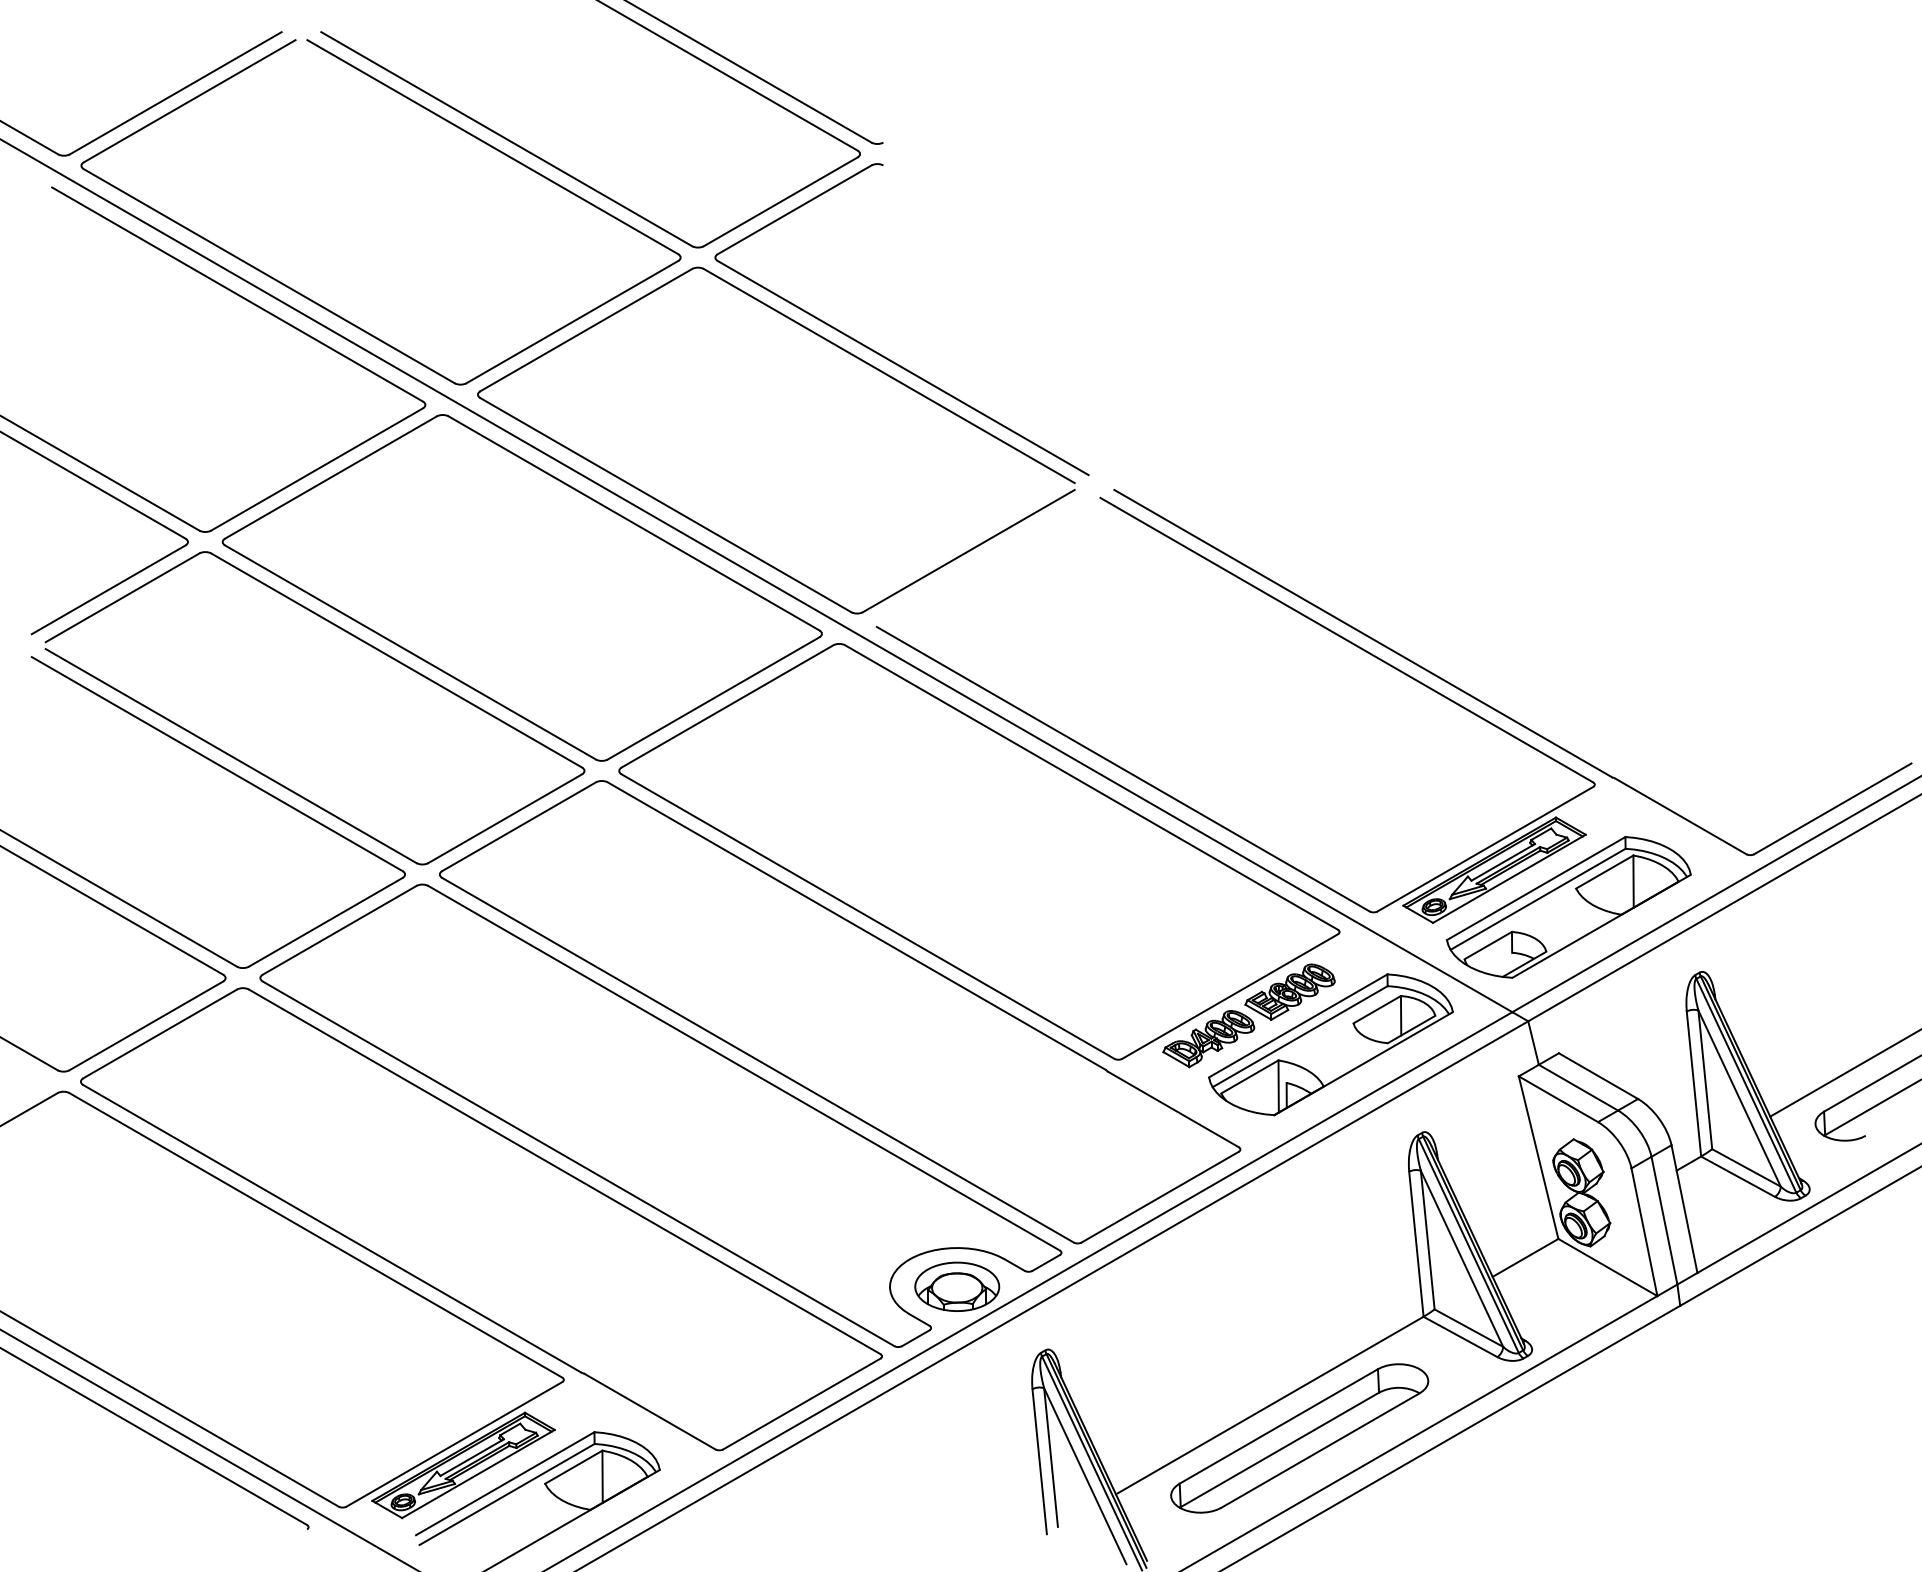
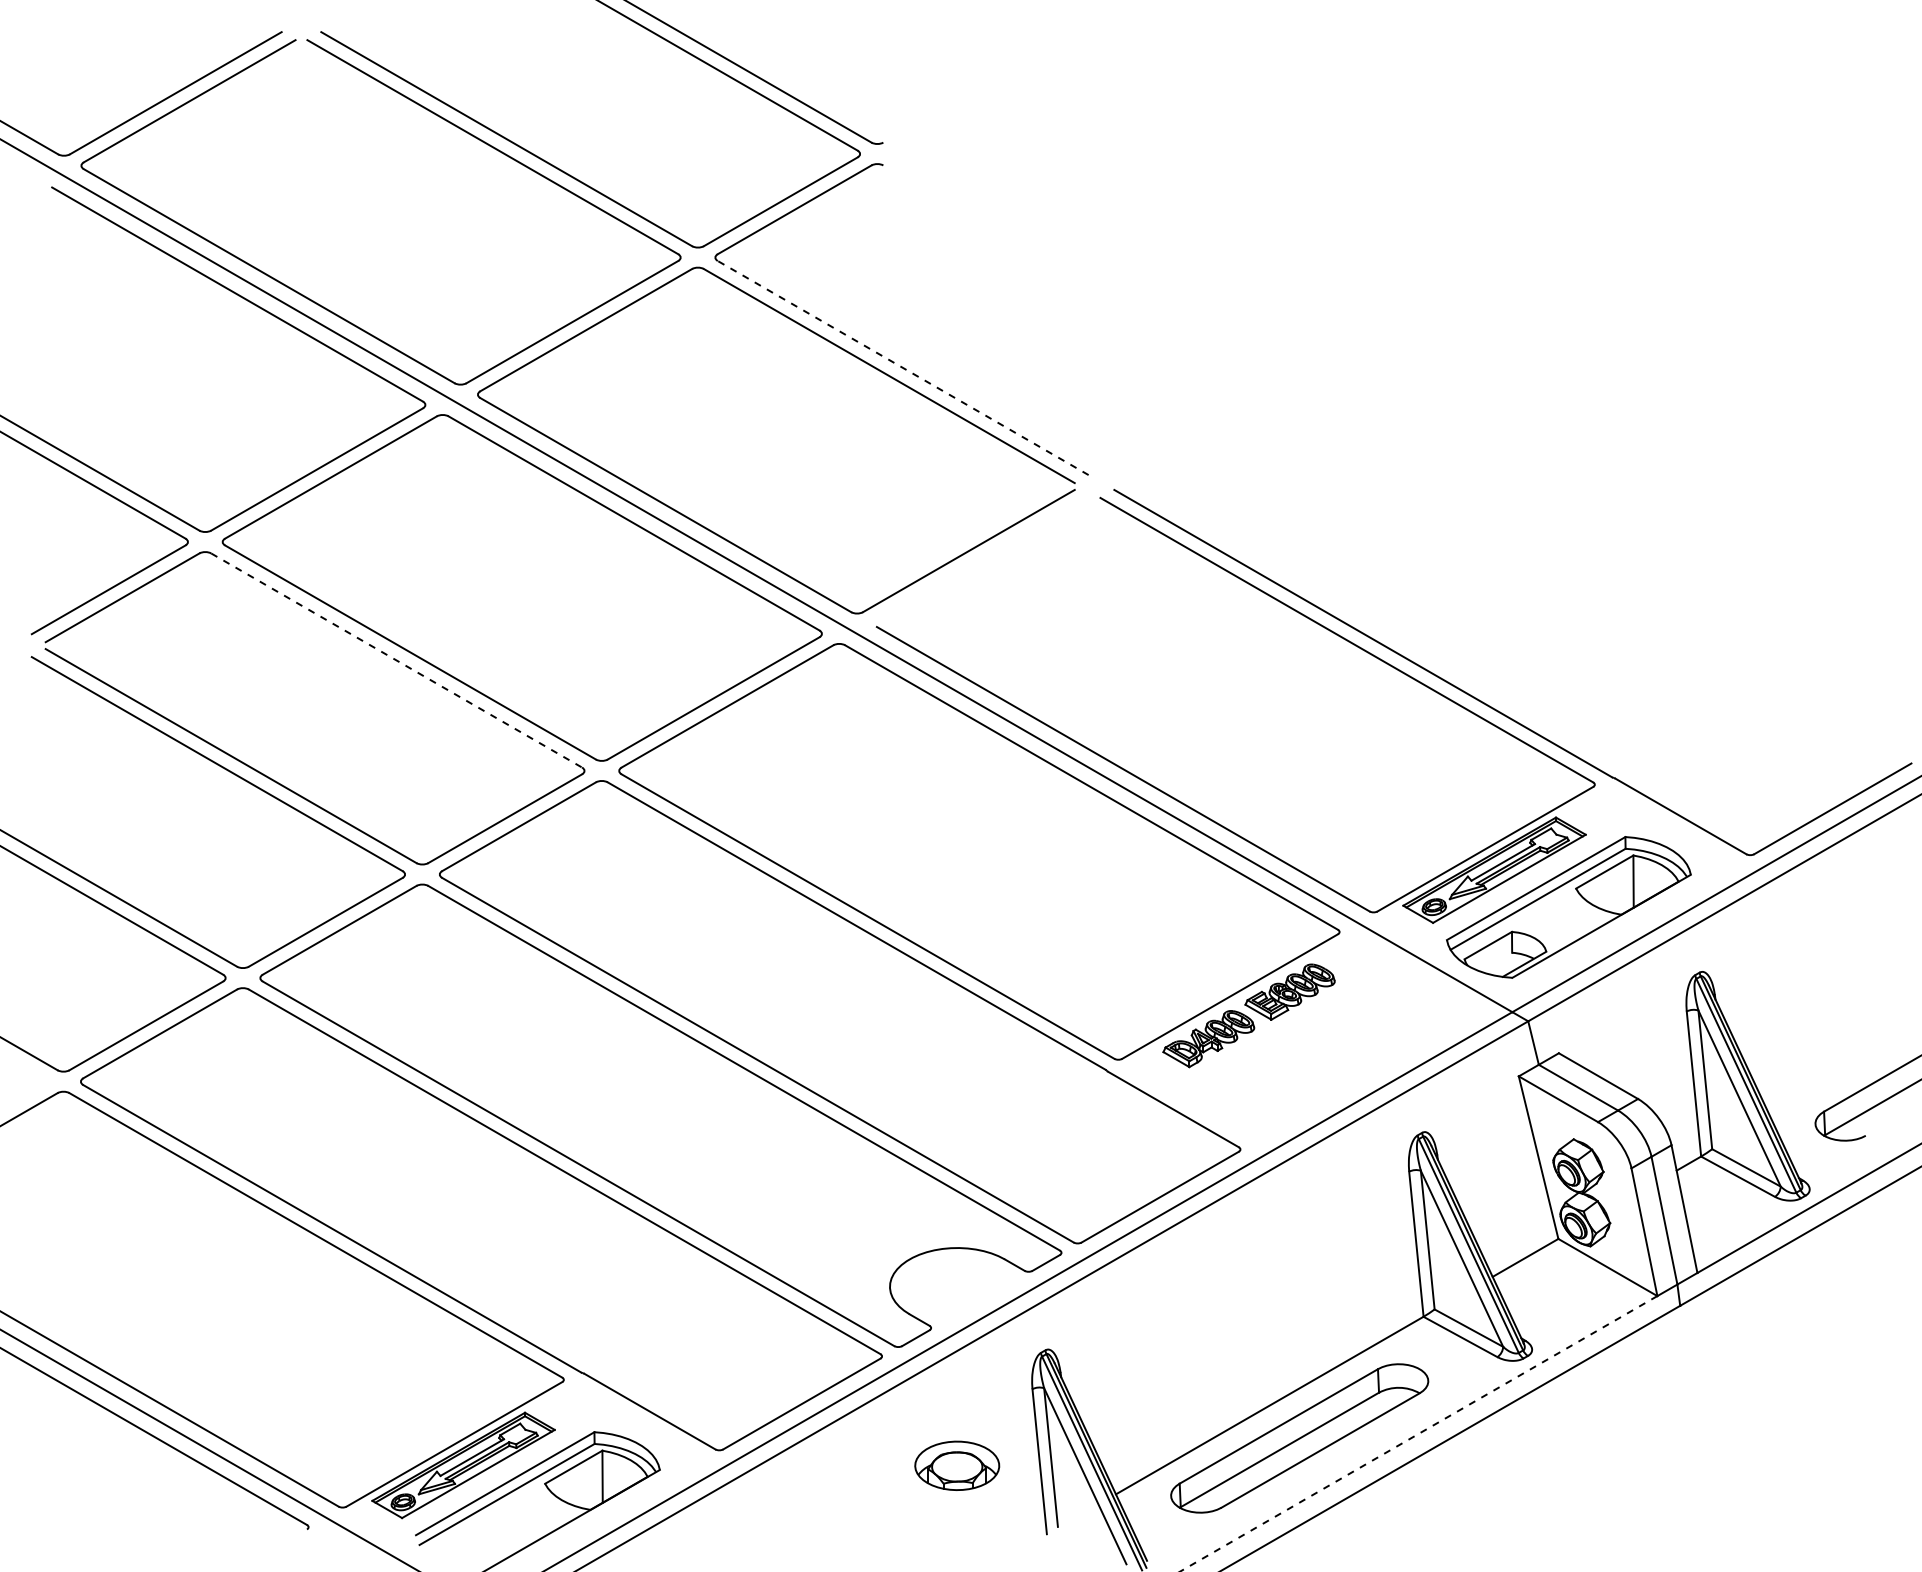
line: solid -> dashed (902, 367)
line: solid -> dashed (397, 660)
part: present -> none (1330, 1044)
line: present -> none (1844, 1073)
part position: (957, 1286) -> (957, 1465) (957, 1465)
line: solid -> dashed (1418, 1433)
